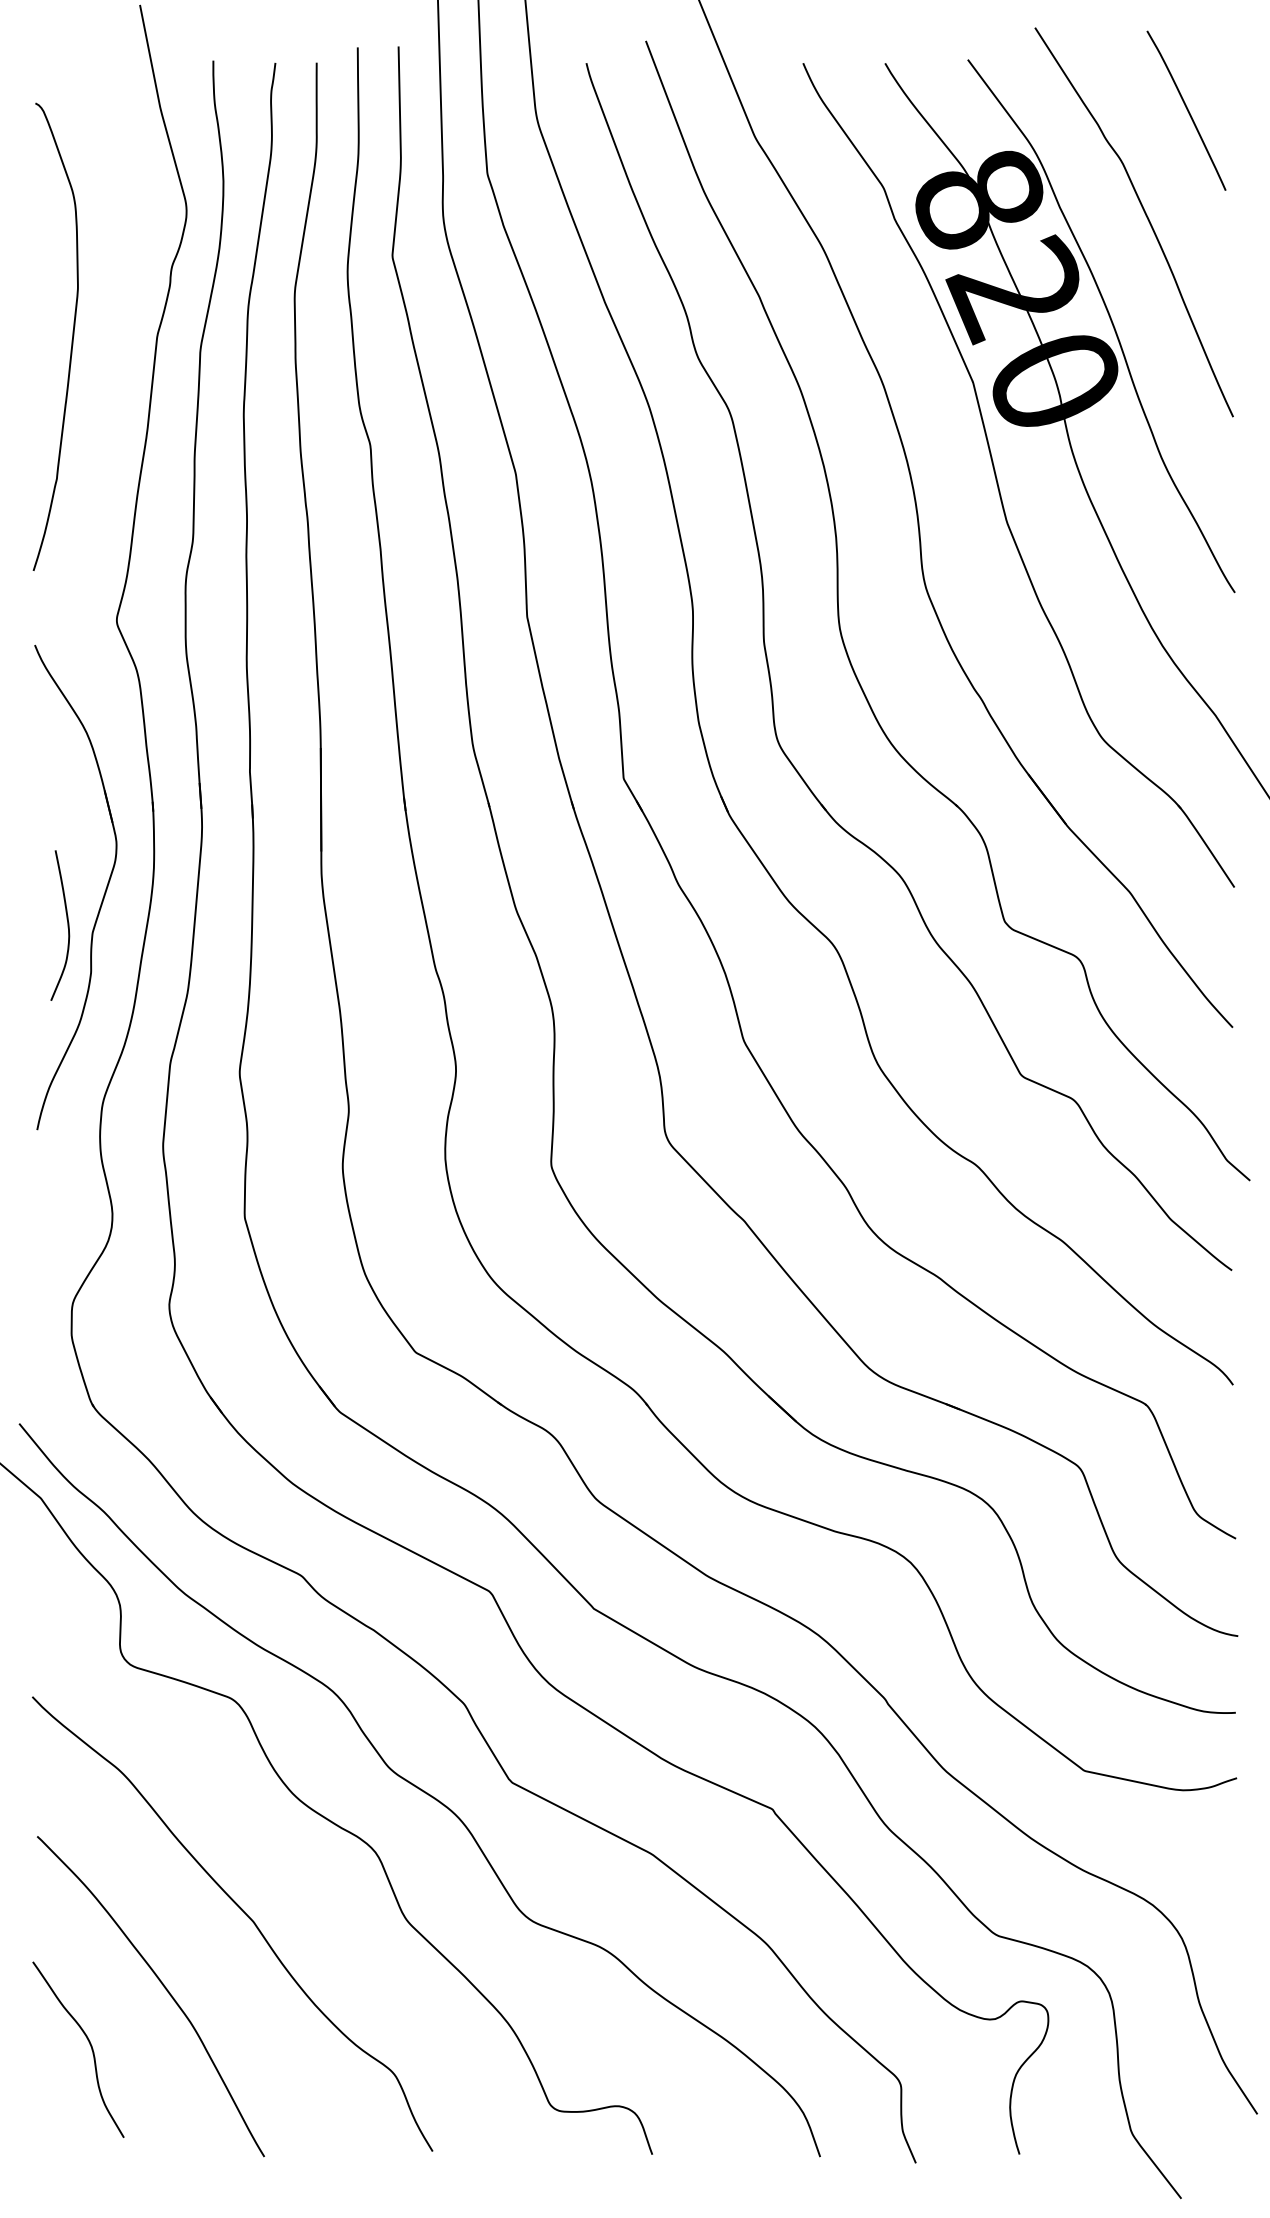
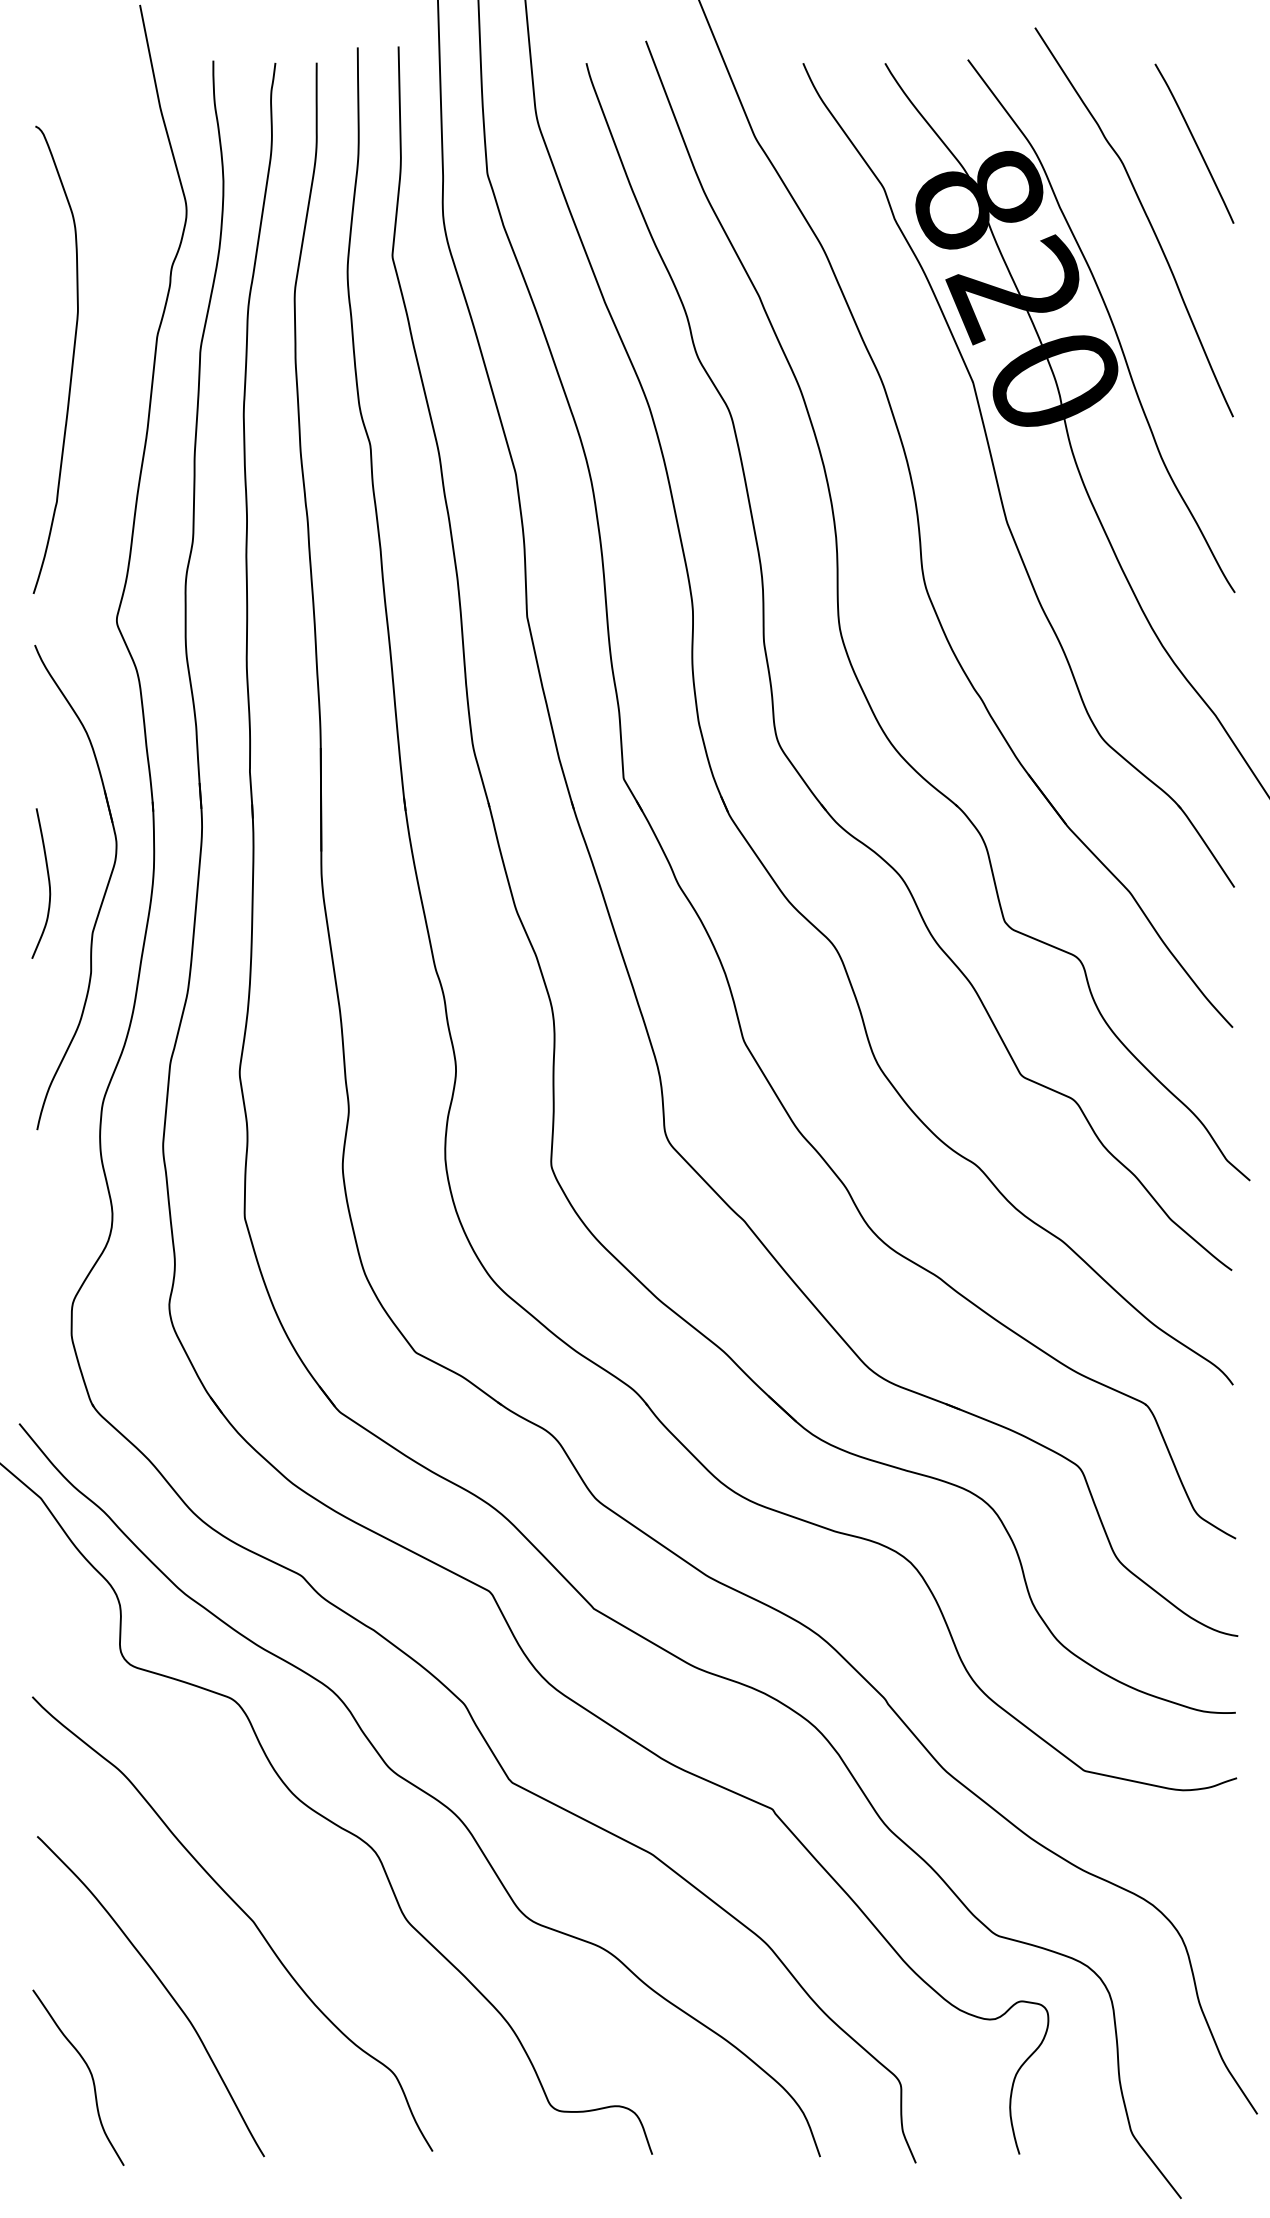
curve position: (1186, 109) -> (1194, 142) (1194, 142)
curve position: (71, 340) -> (71, 363) (71, 363)
curve position: (67, 925) -> (48, 883) (48, 883)
curve position: (89, 2044) -> (89, 2072) (89, 2072)
